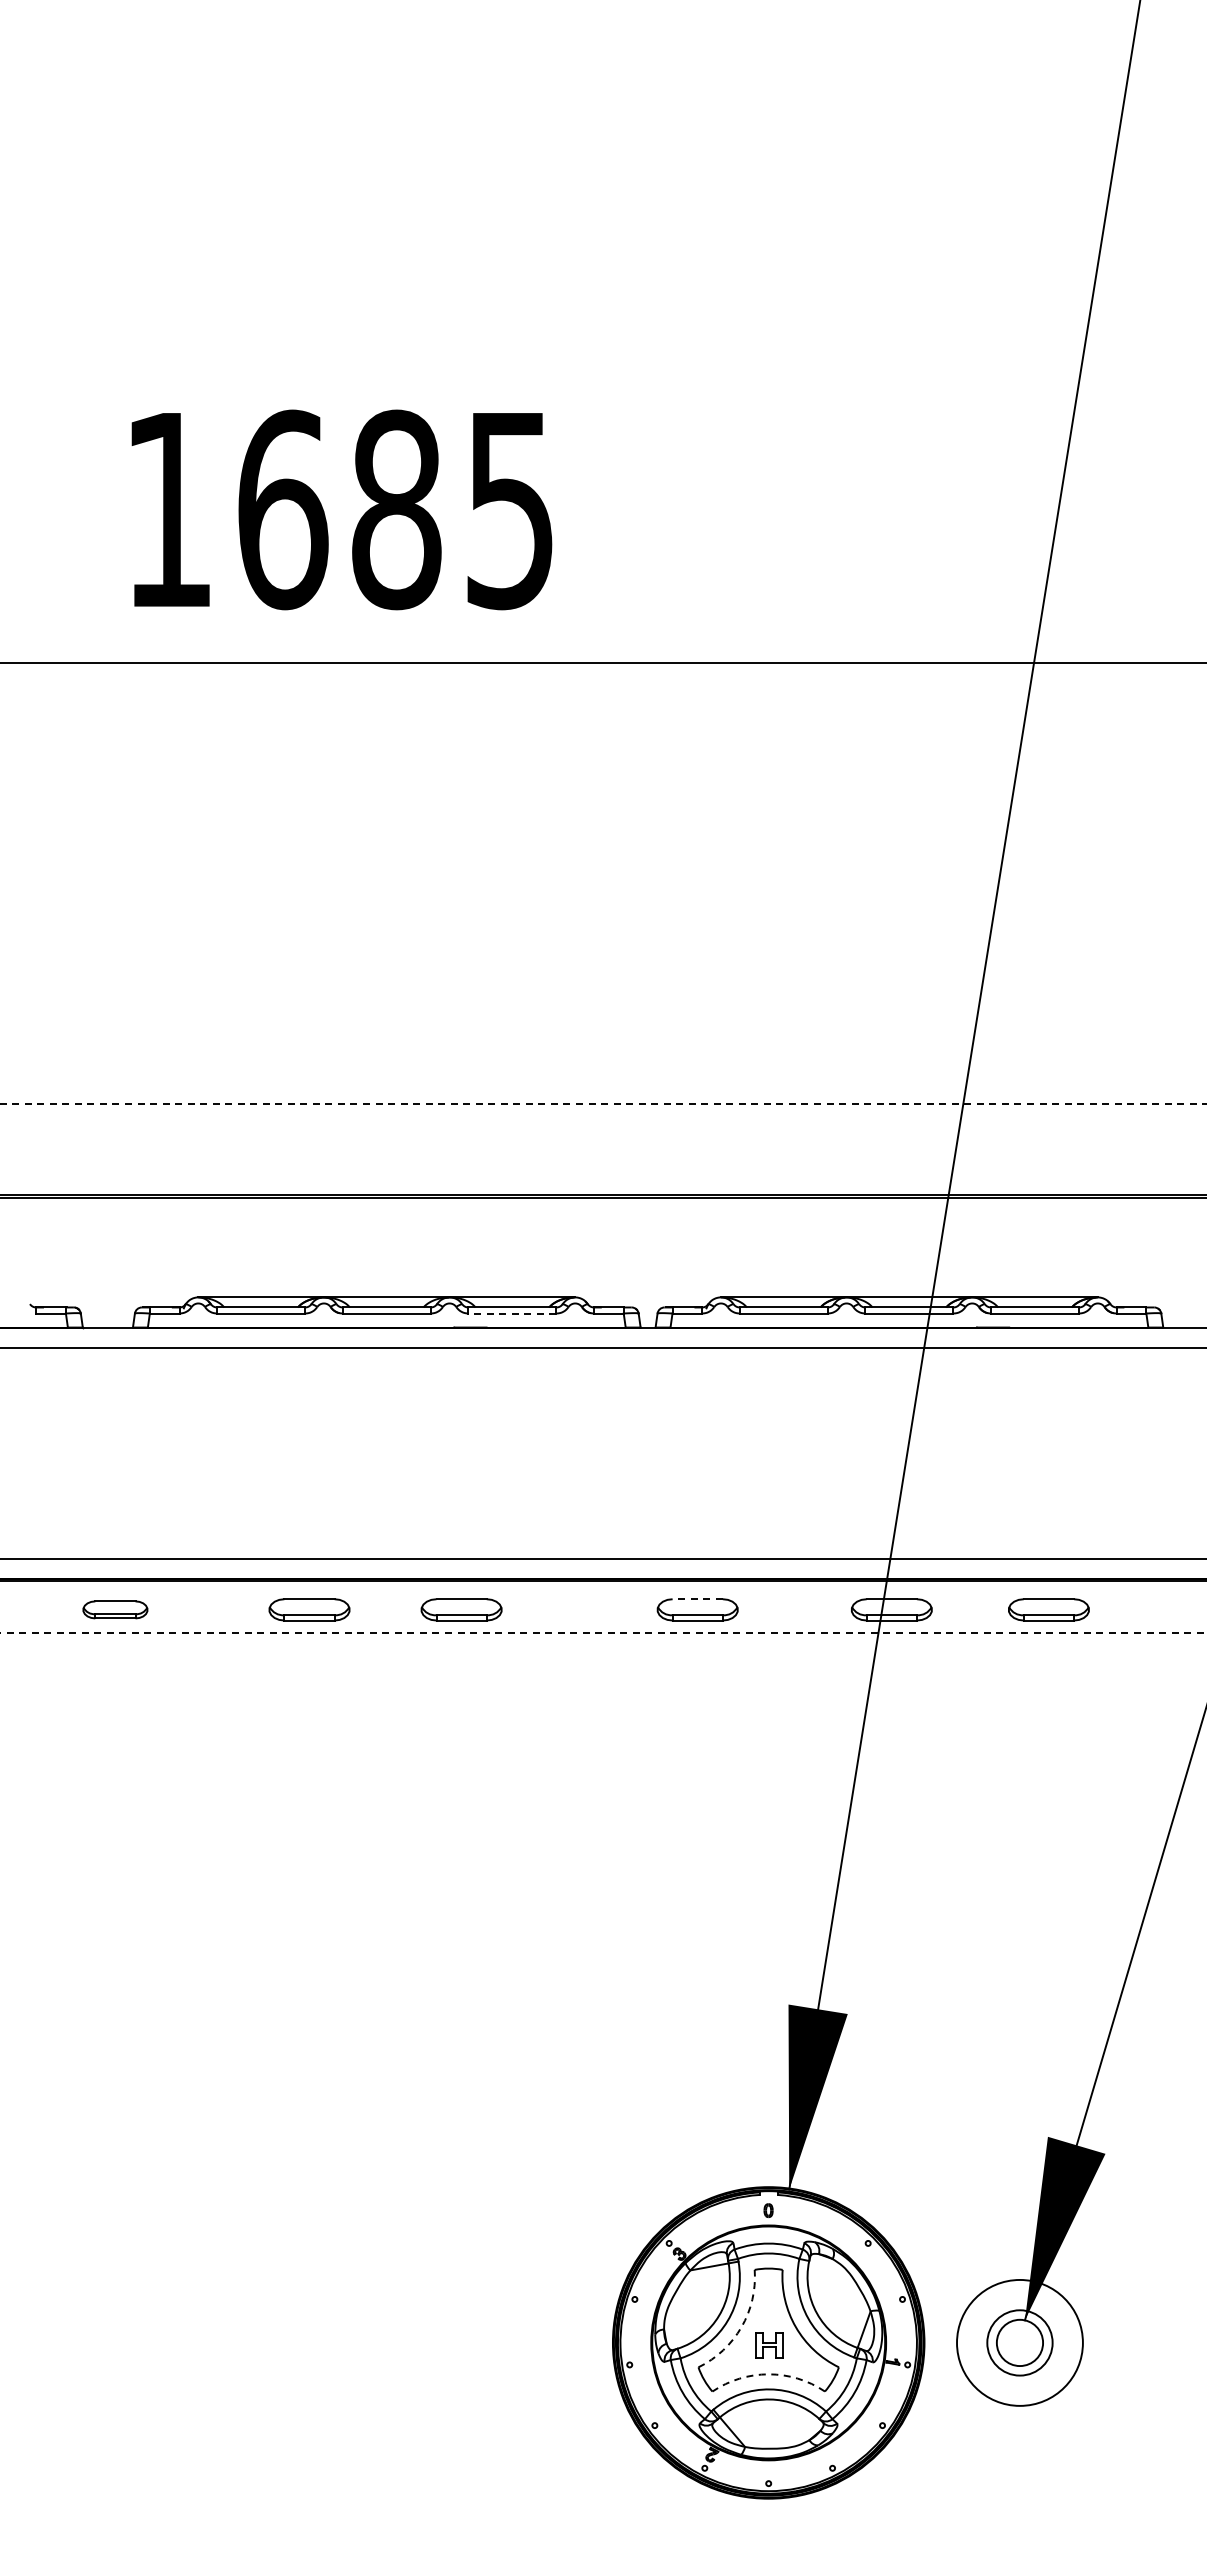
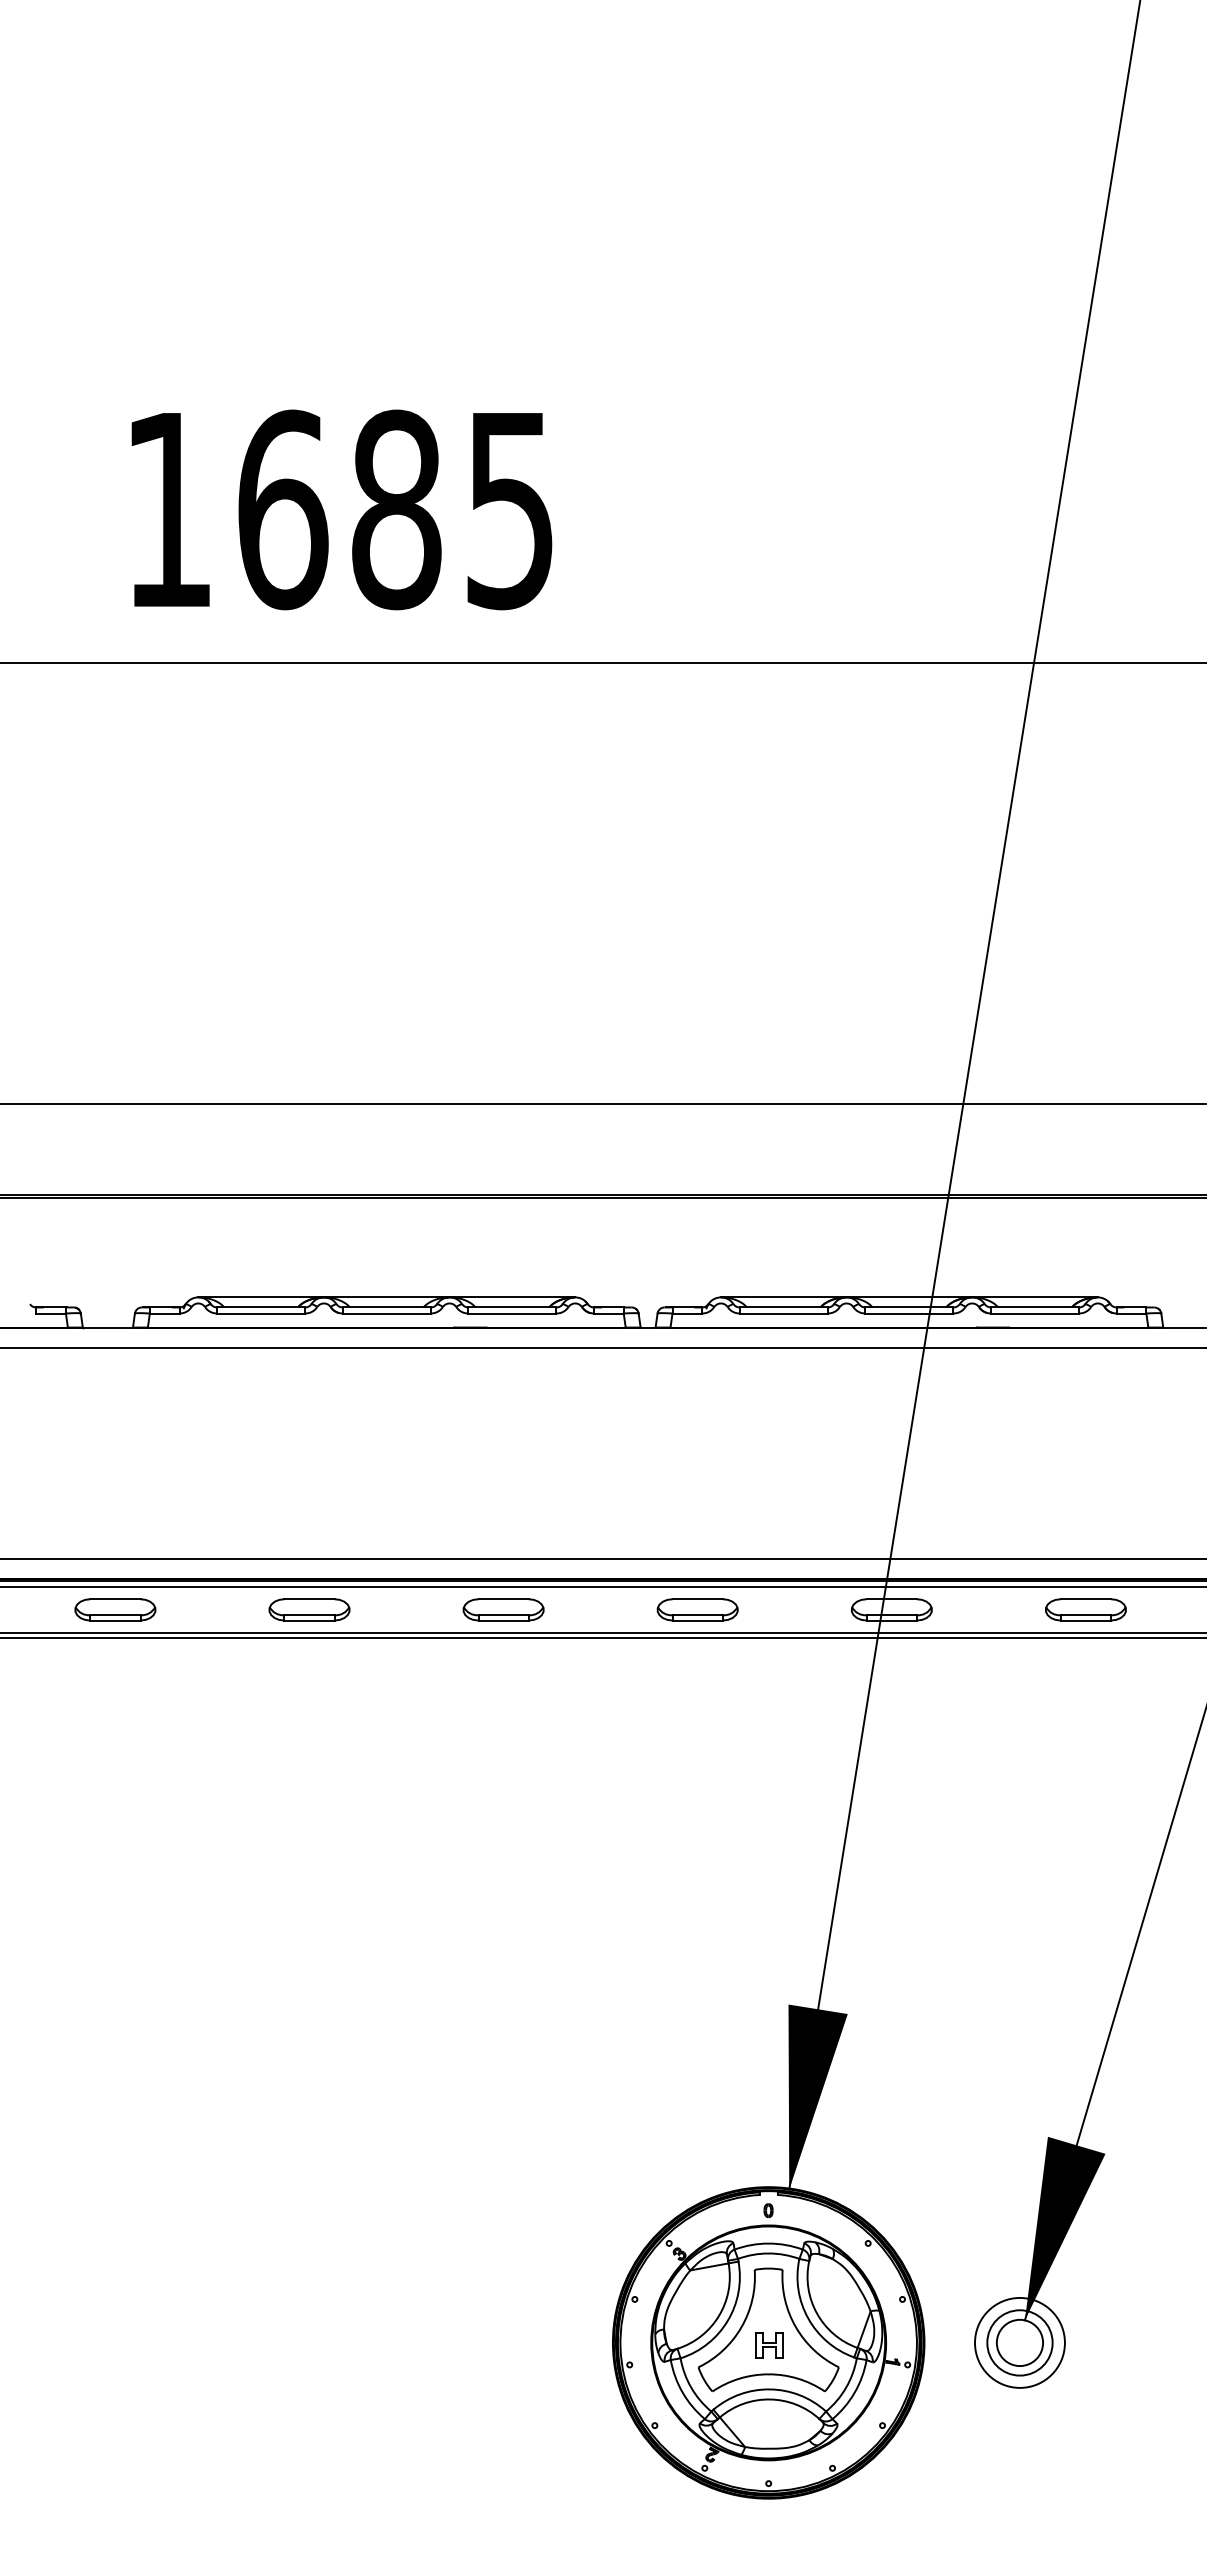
line: dashed -> solid (603, 1104)
line: dashed -> solid (511, 1313)
line: none -> present (602, 1586)
line: dashed -> solid (697, 1599)
part size: 67x20 px -> 83x24 px (115, 1609)
part position: (461, 1609) -> (503, 1609) (503, 1609)
part position: (1048, 1609) -> (1085, 1609) (1085, 1609)
line: dashed -> solid (603, 1632)
line: none -> present (602, 1637)
arc: dashed -> solid (741, 2327)
circle diameter: 126 px -> 90 px (1019, 2342)
arc: dashed -> solid (768, 2374)
